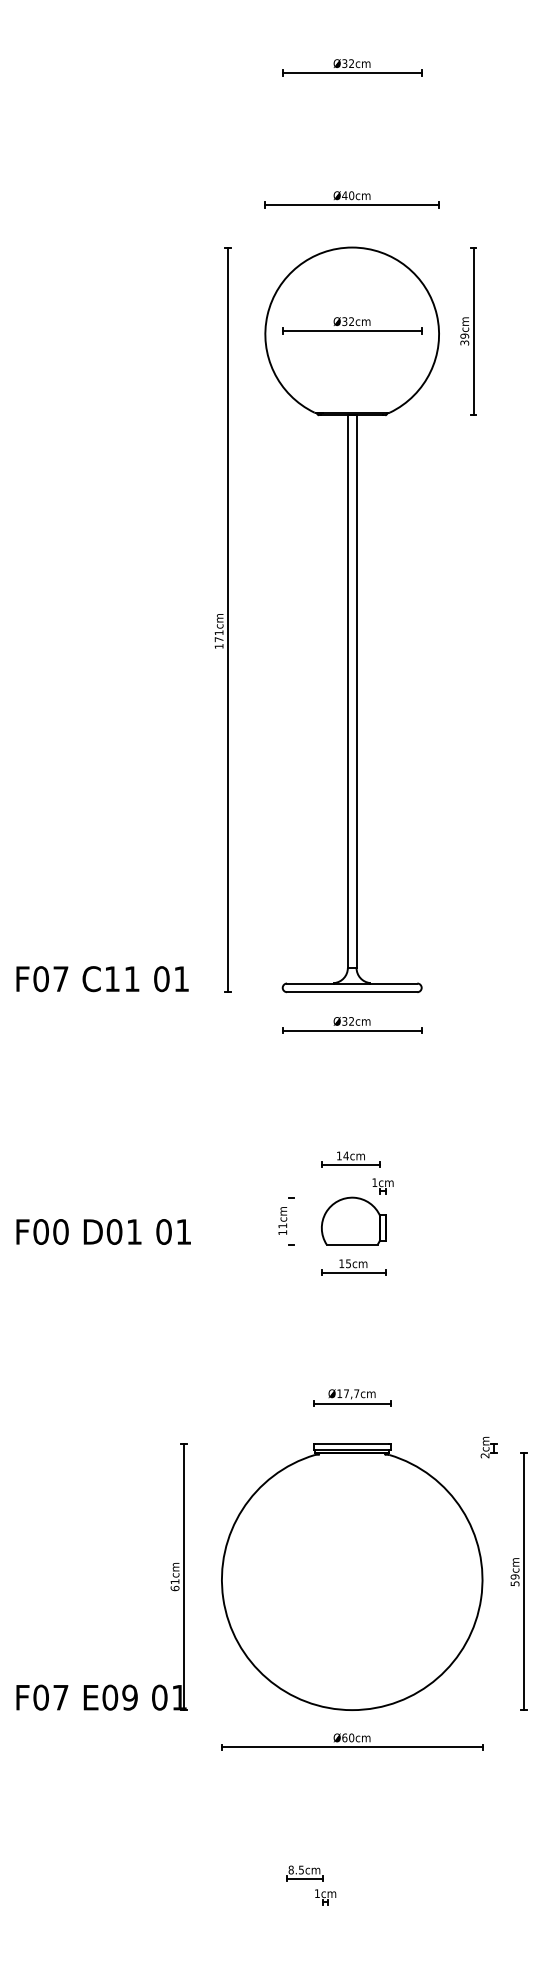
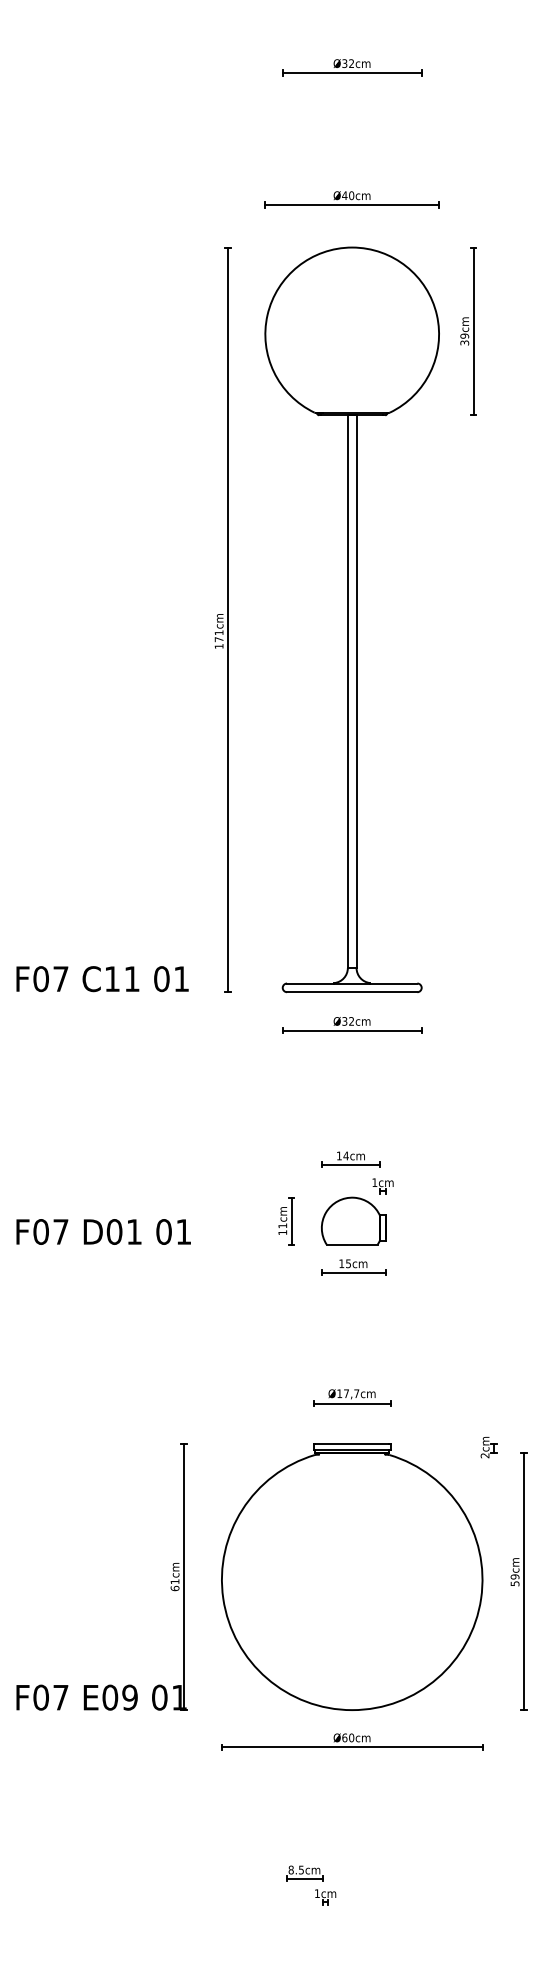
part: present -> none (352, 325)
line: none -> present (291, 1220)
text: F00 -> F07 (60, 1231)
